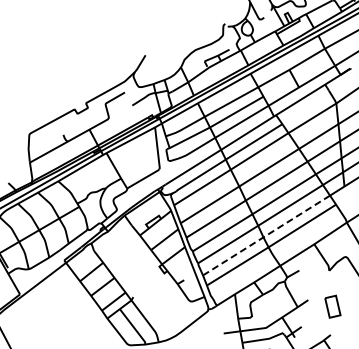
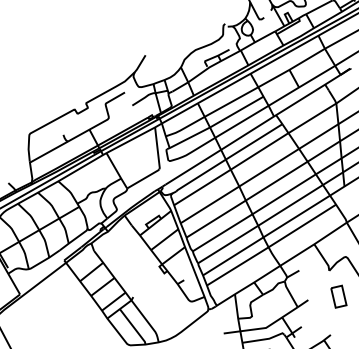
line: dashed -> solid (266, 235)
part position: (332, 306) -> (338, 296) (338, 296)
